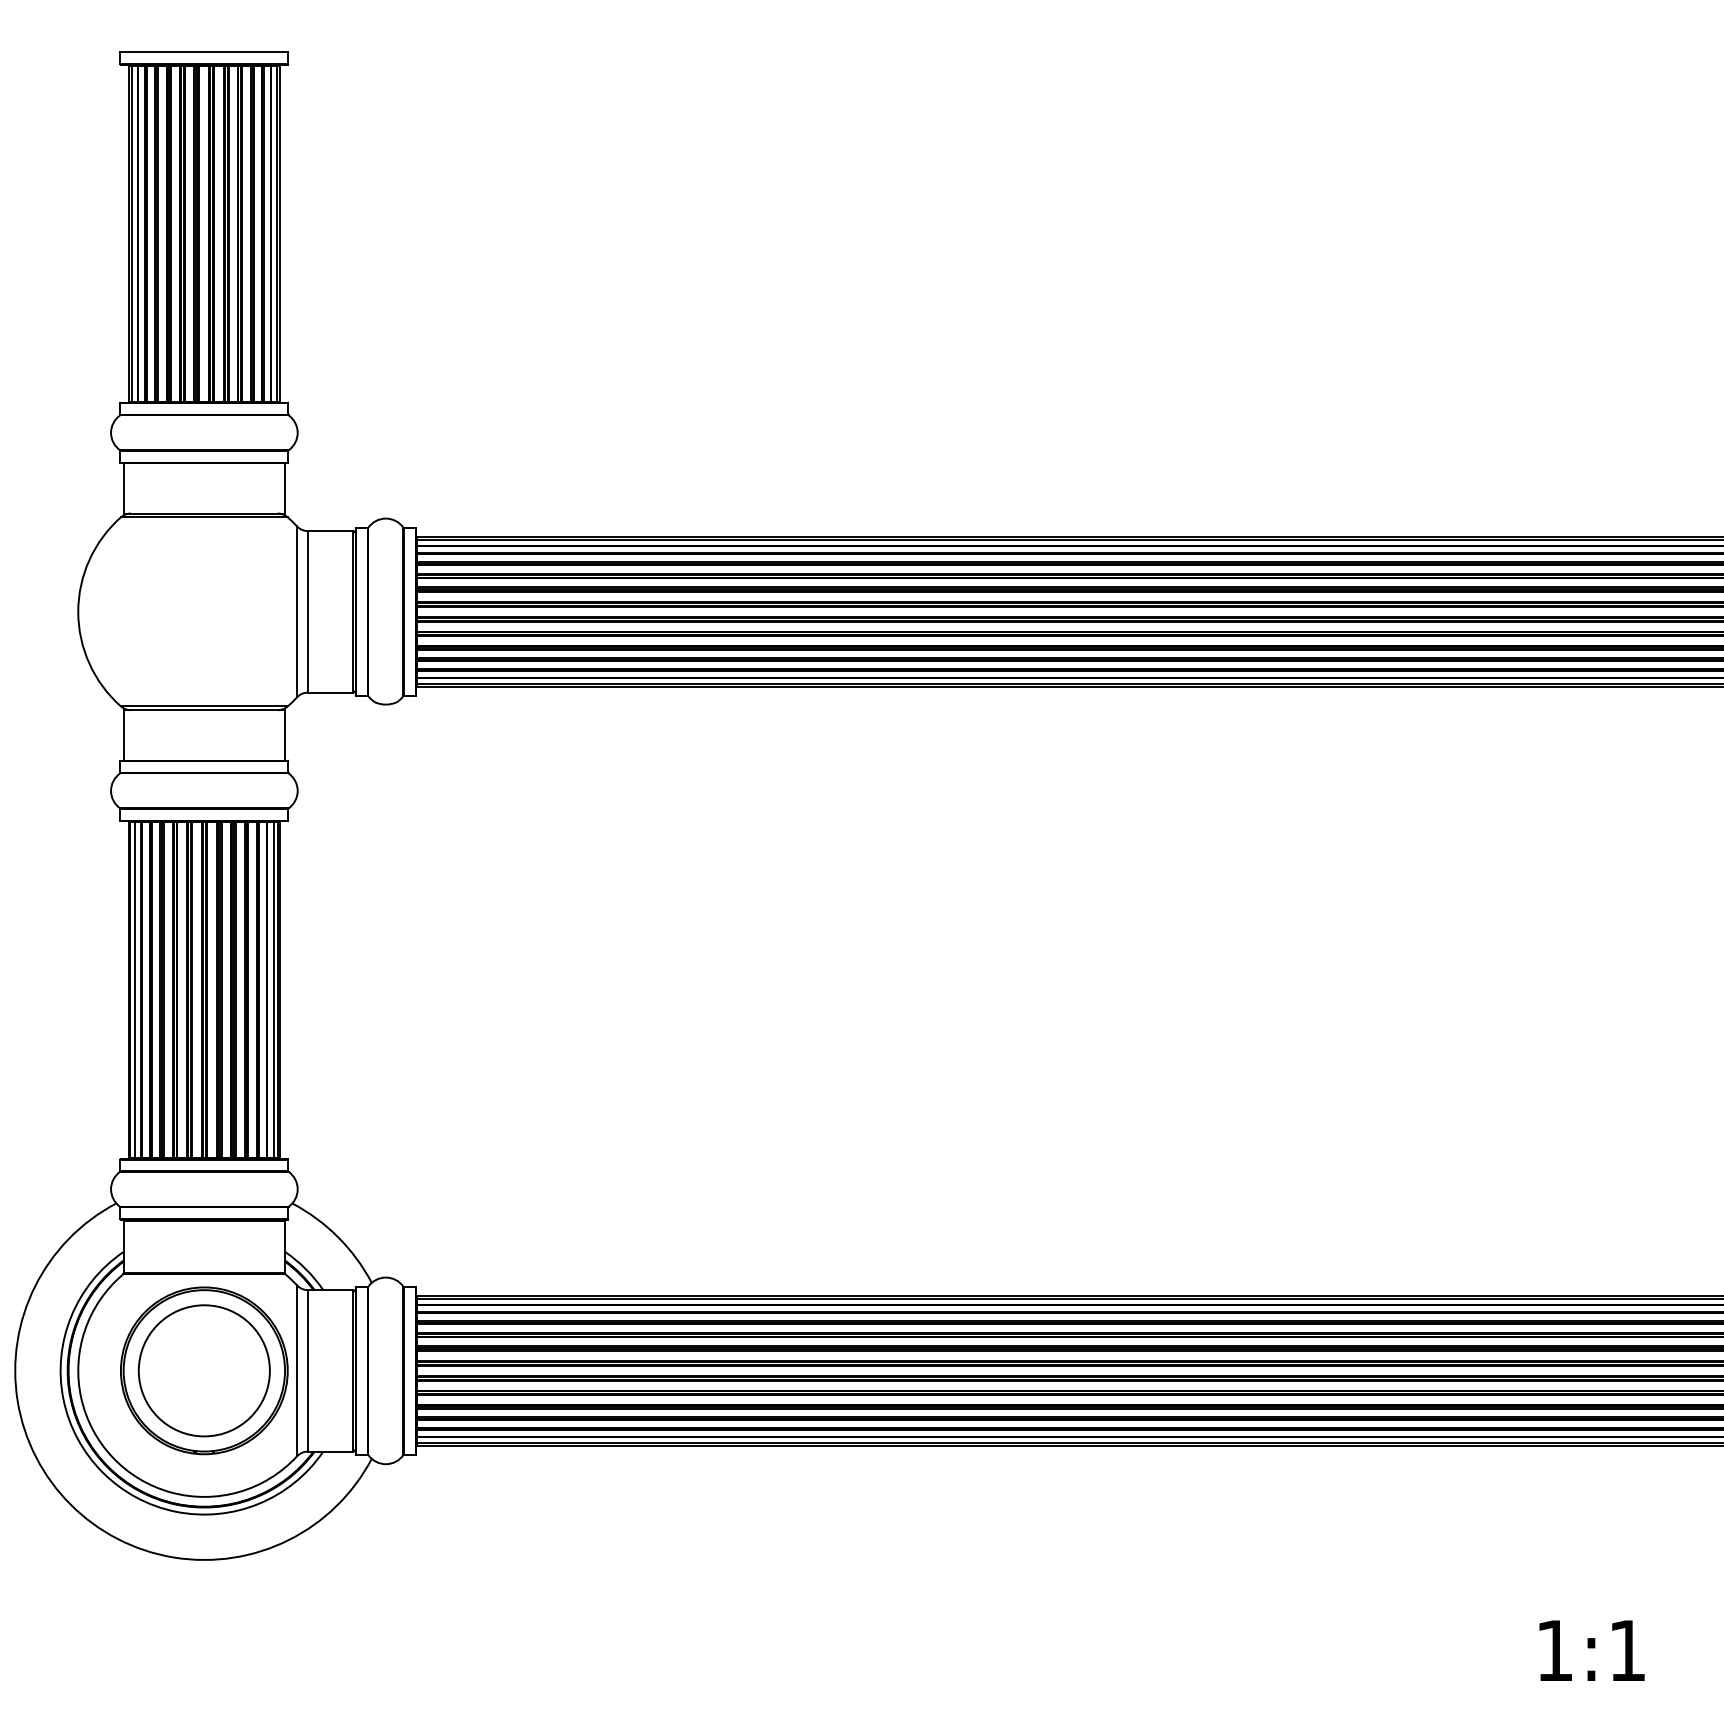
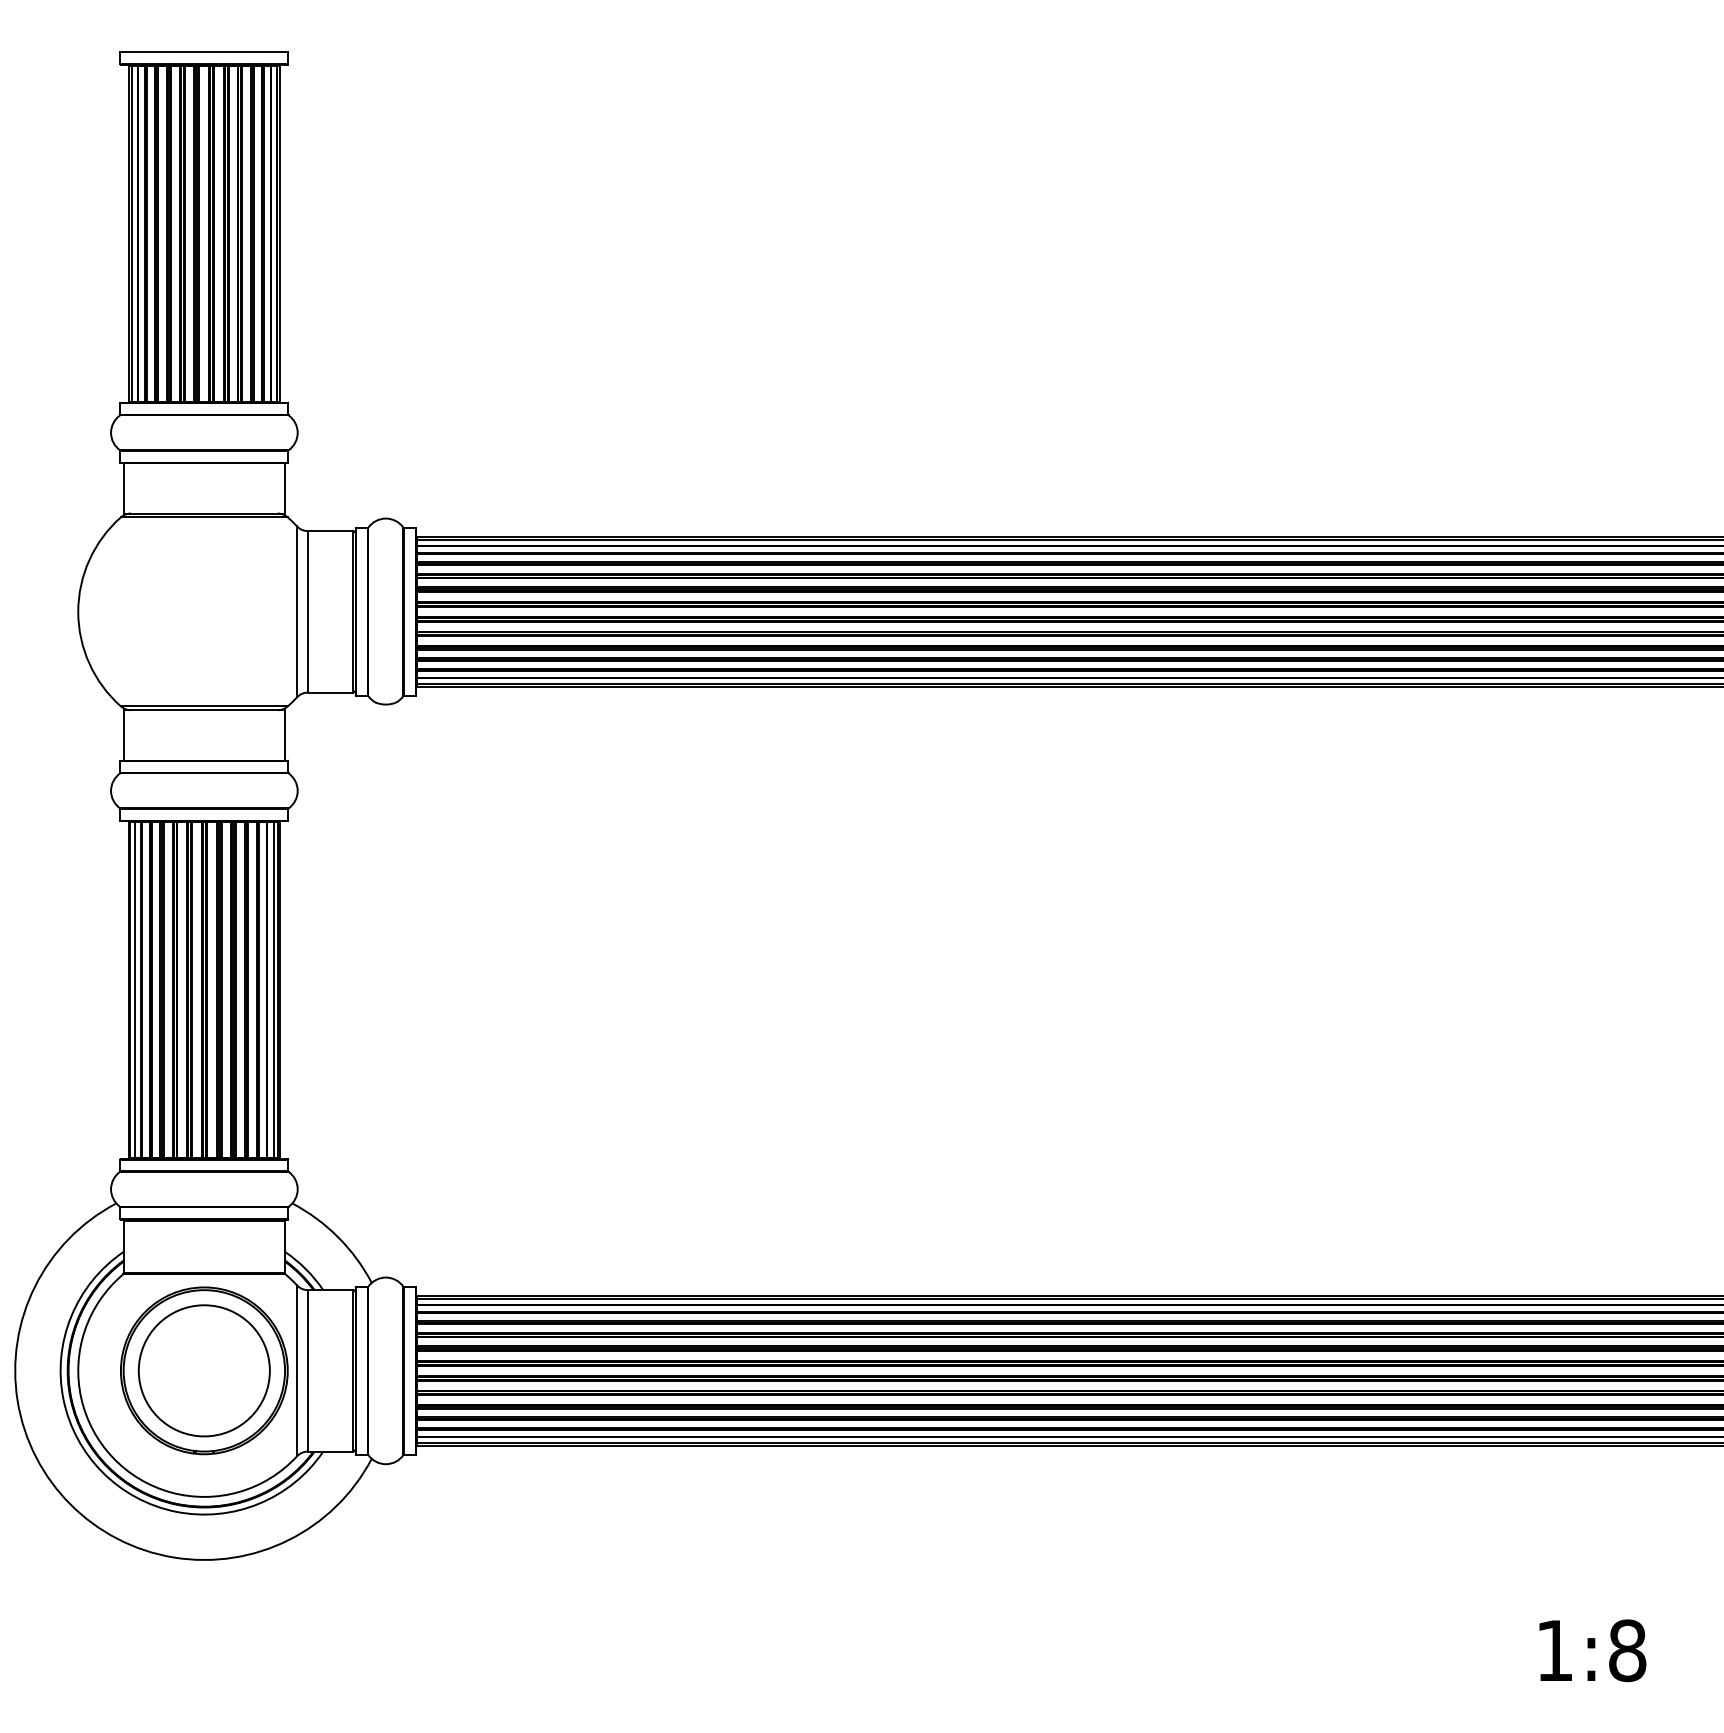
text: 1:1 -> 1:8 (1627, 1650)
